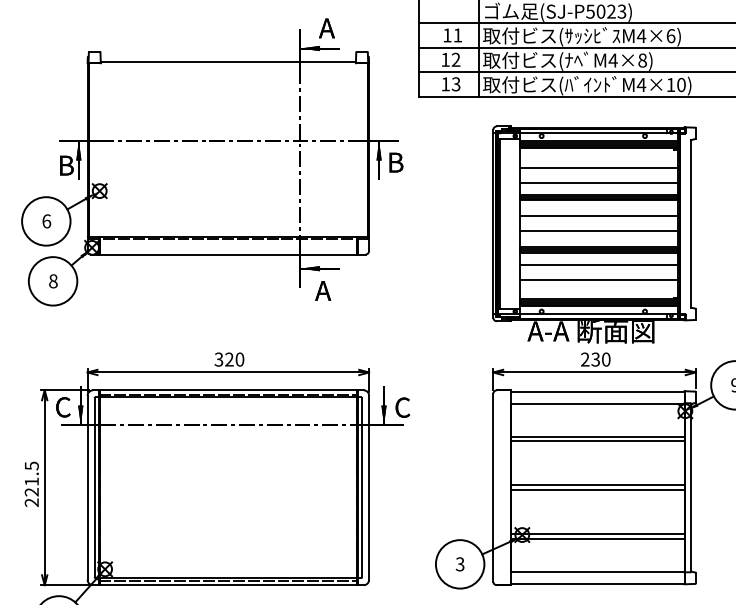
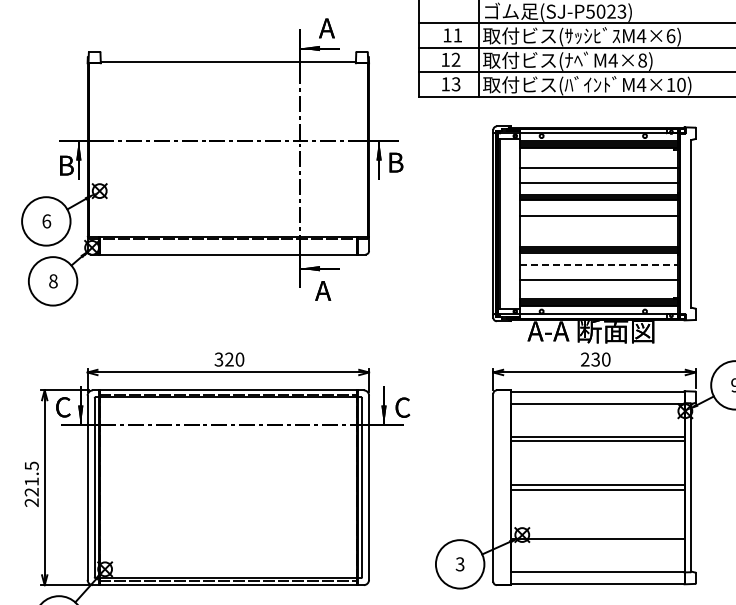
line: present -> none (598, 231)
line: solid -> dashed (599, 265)
line: present -> none (597, 534)
